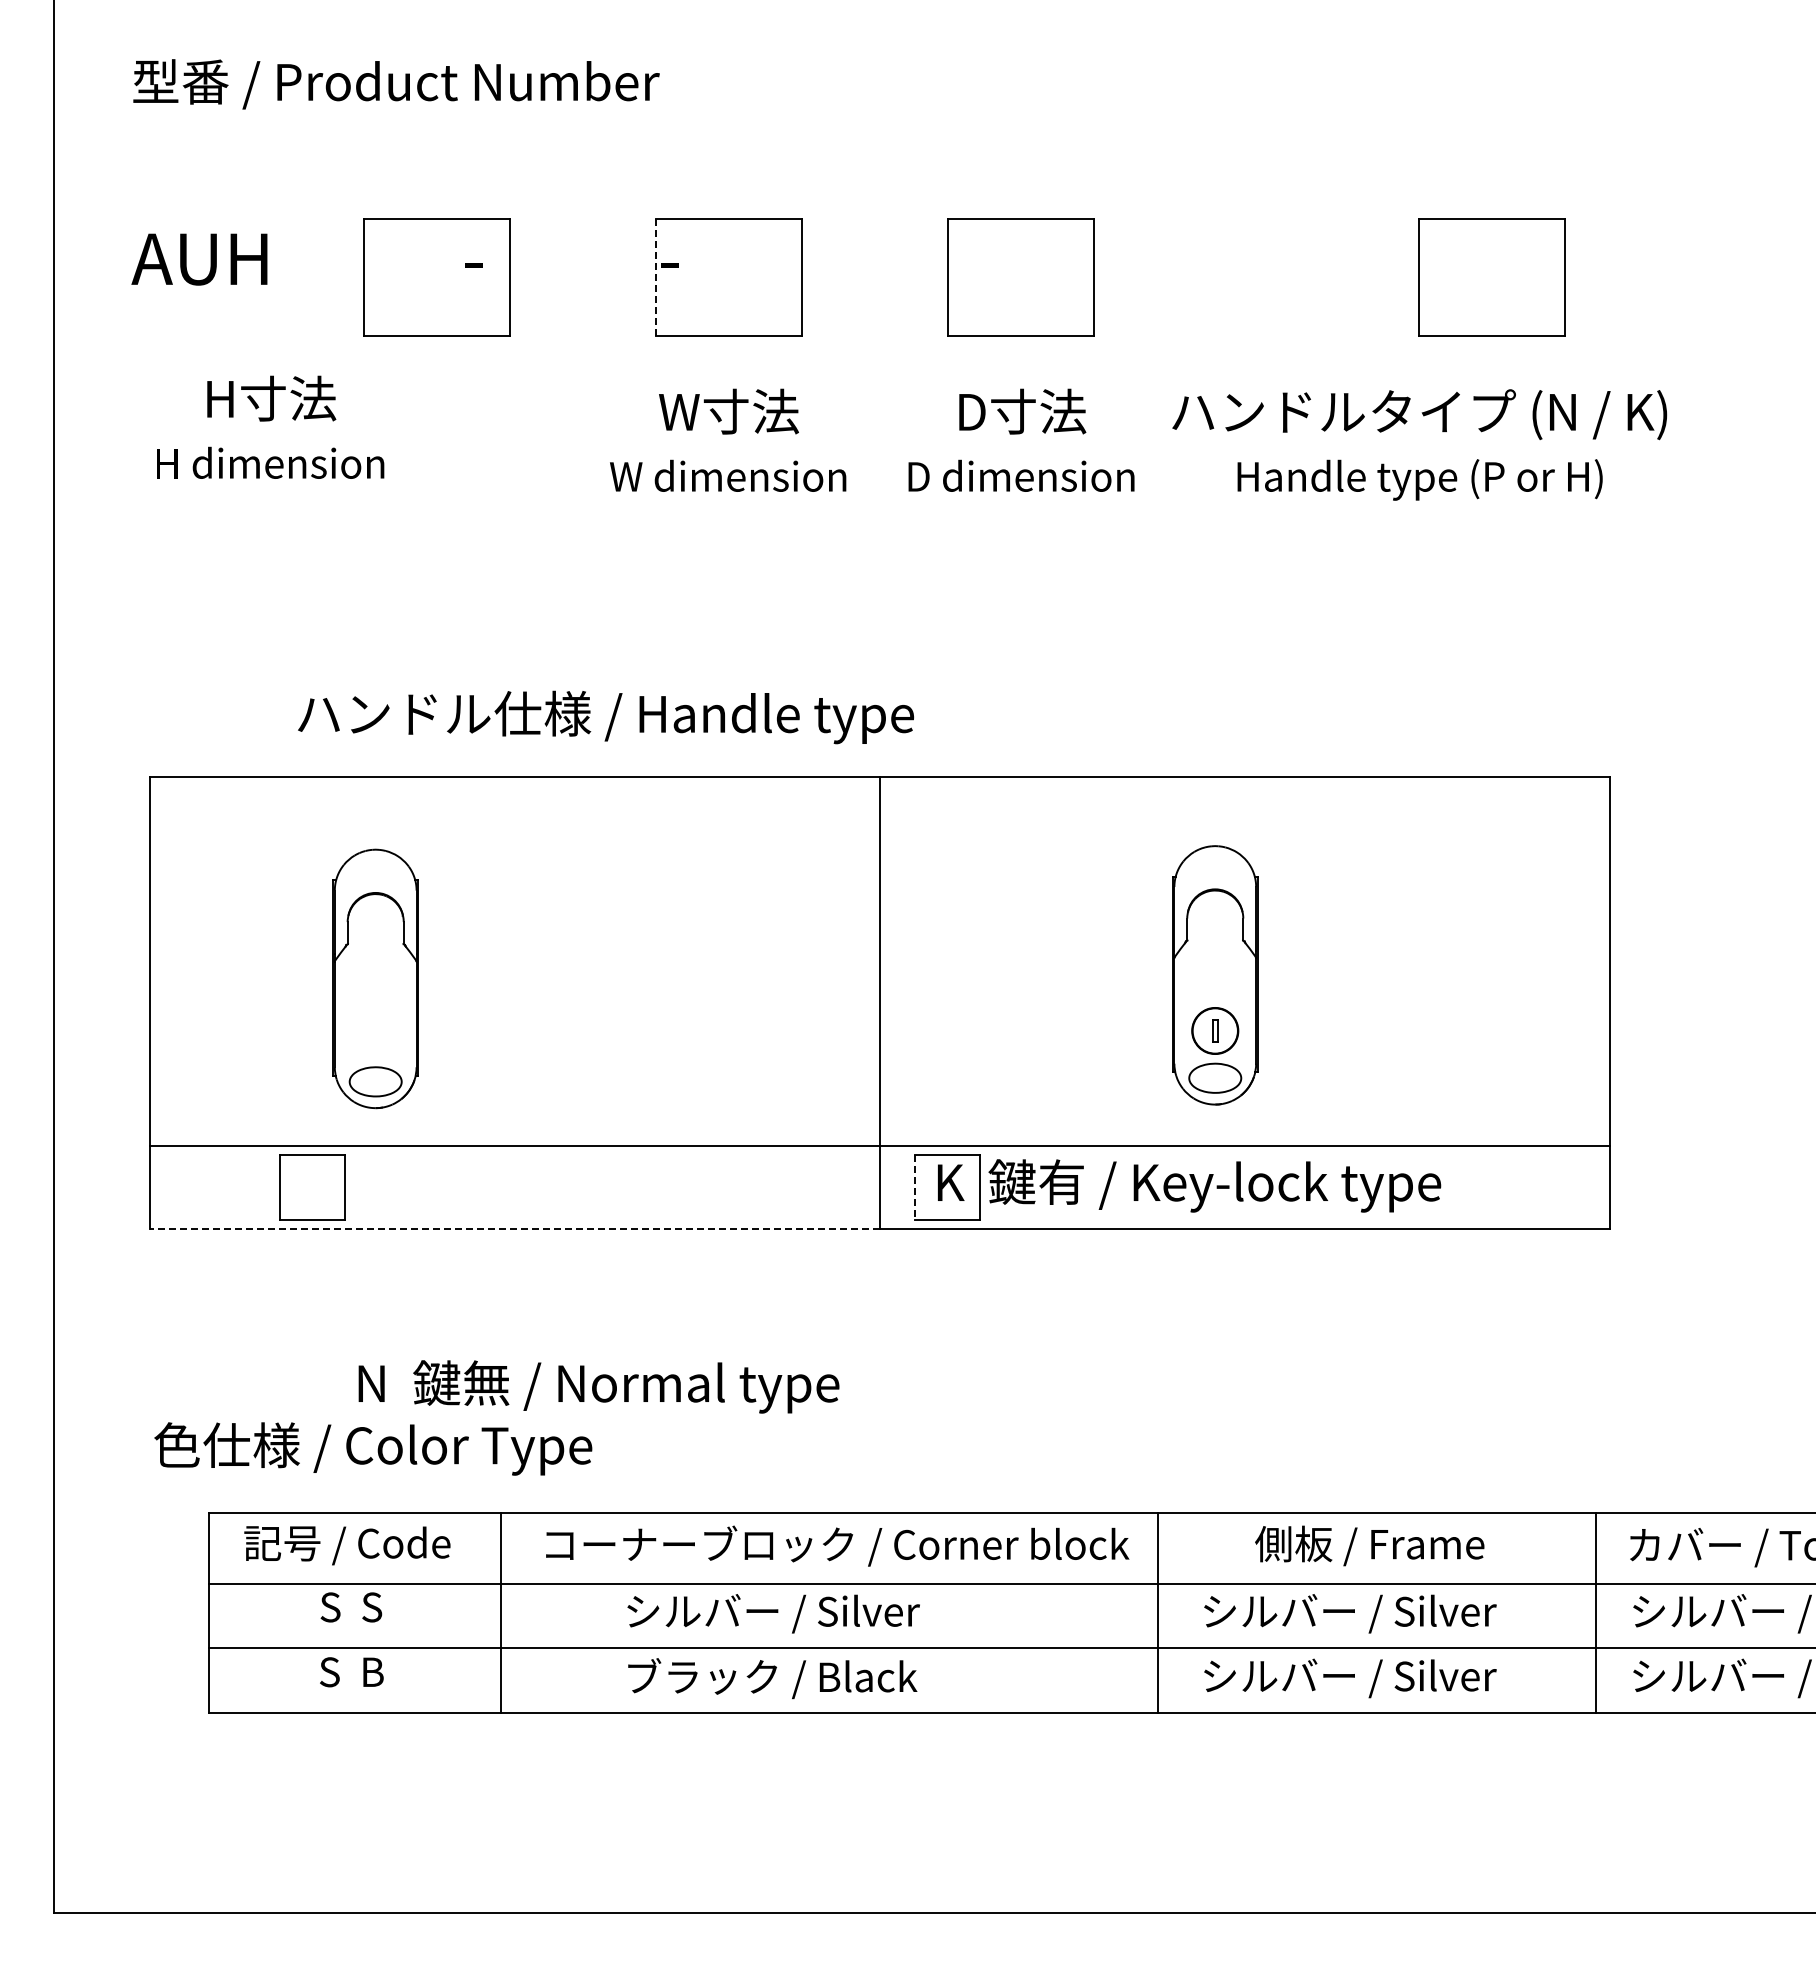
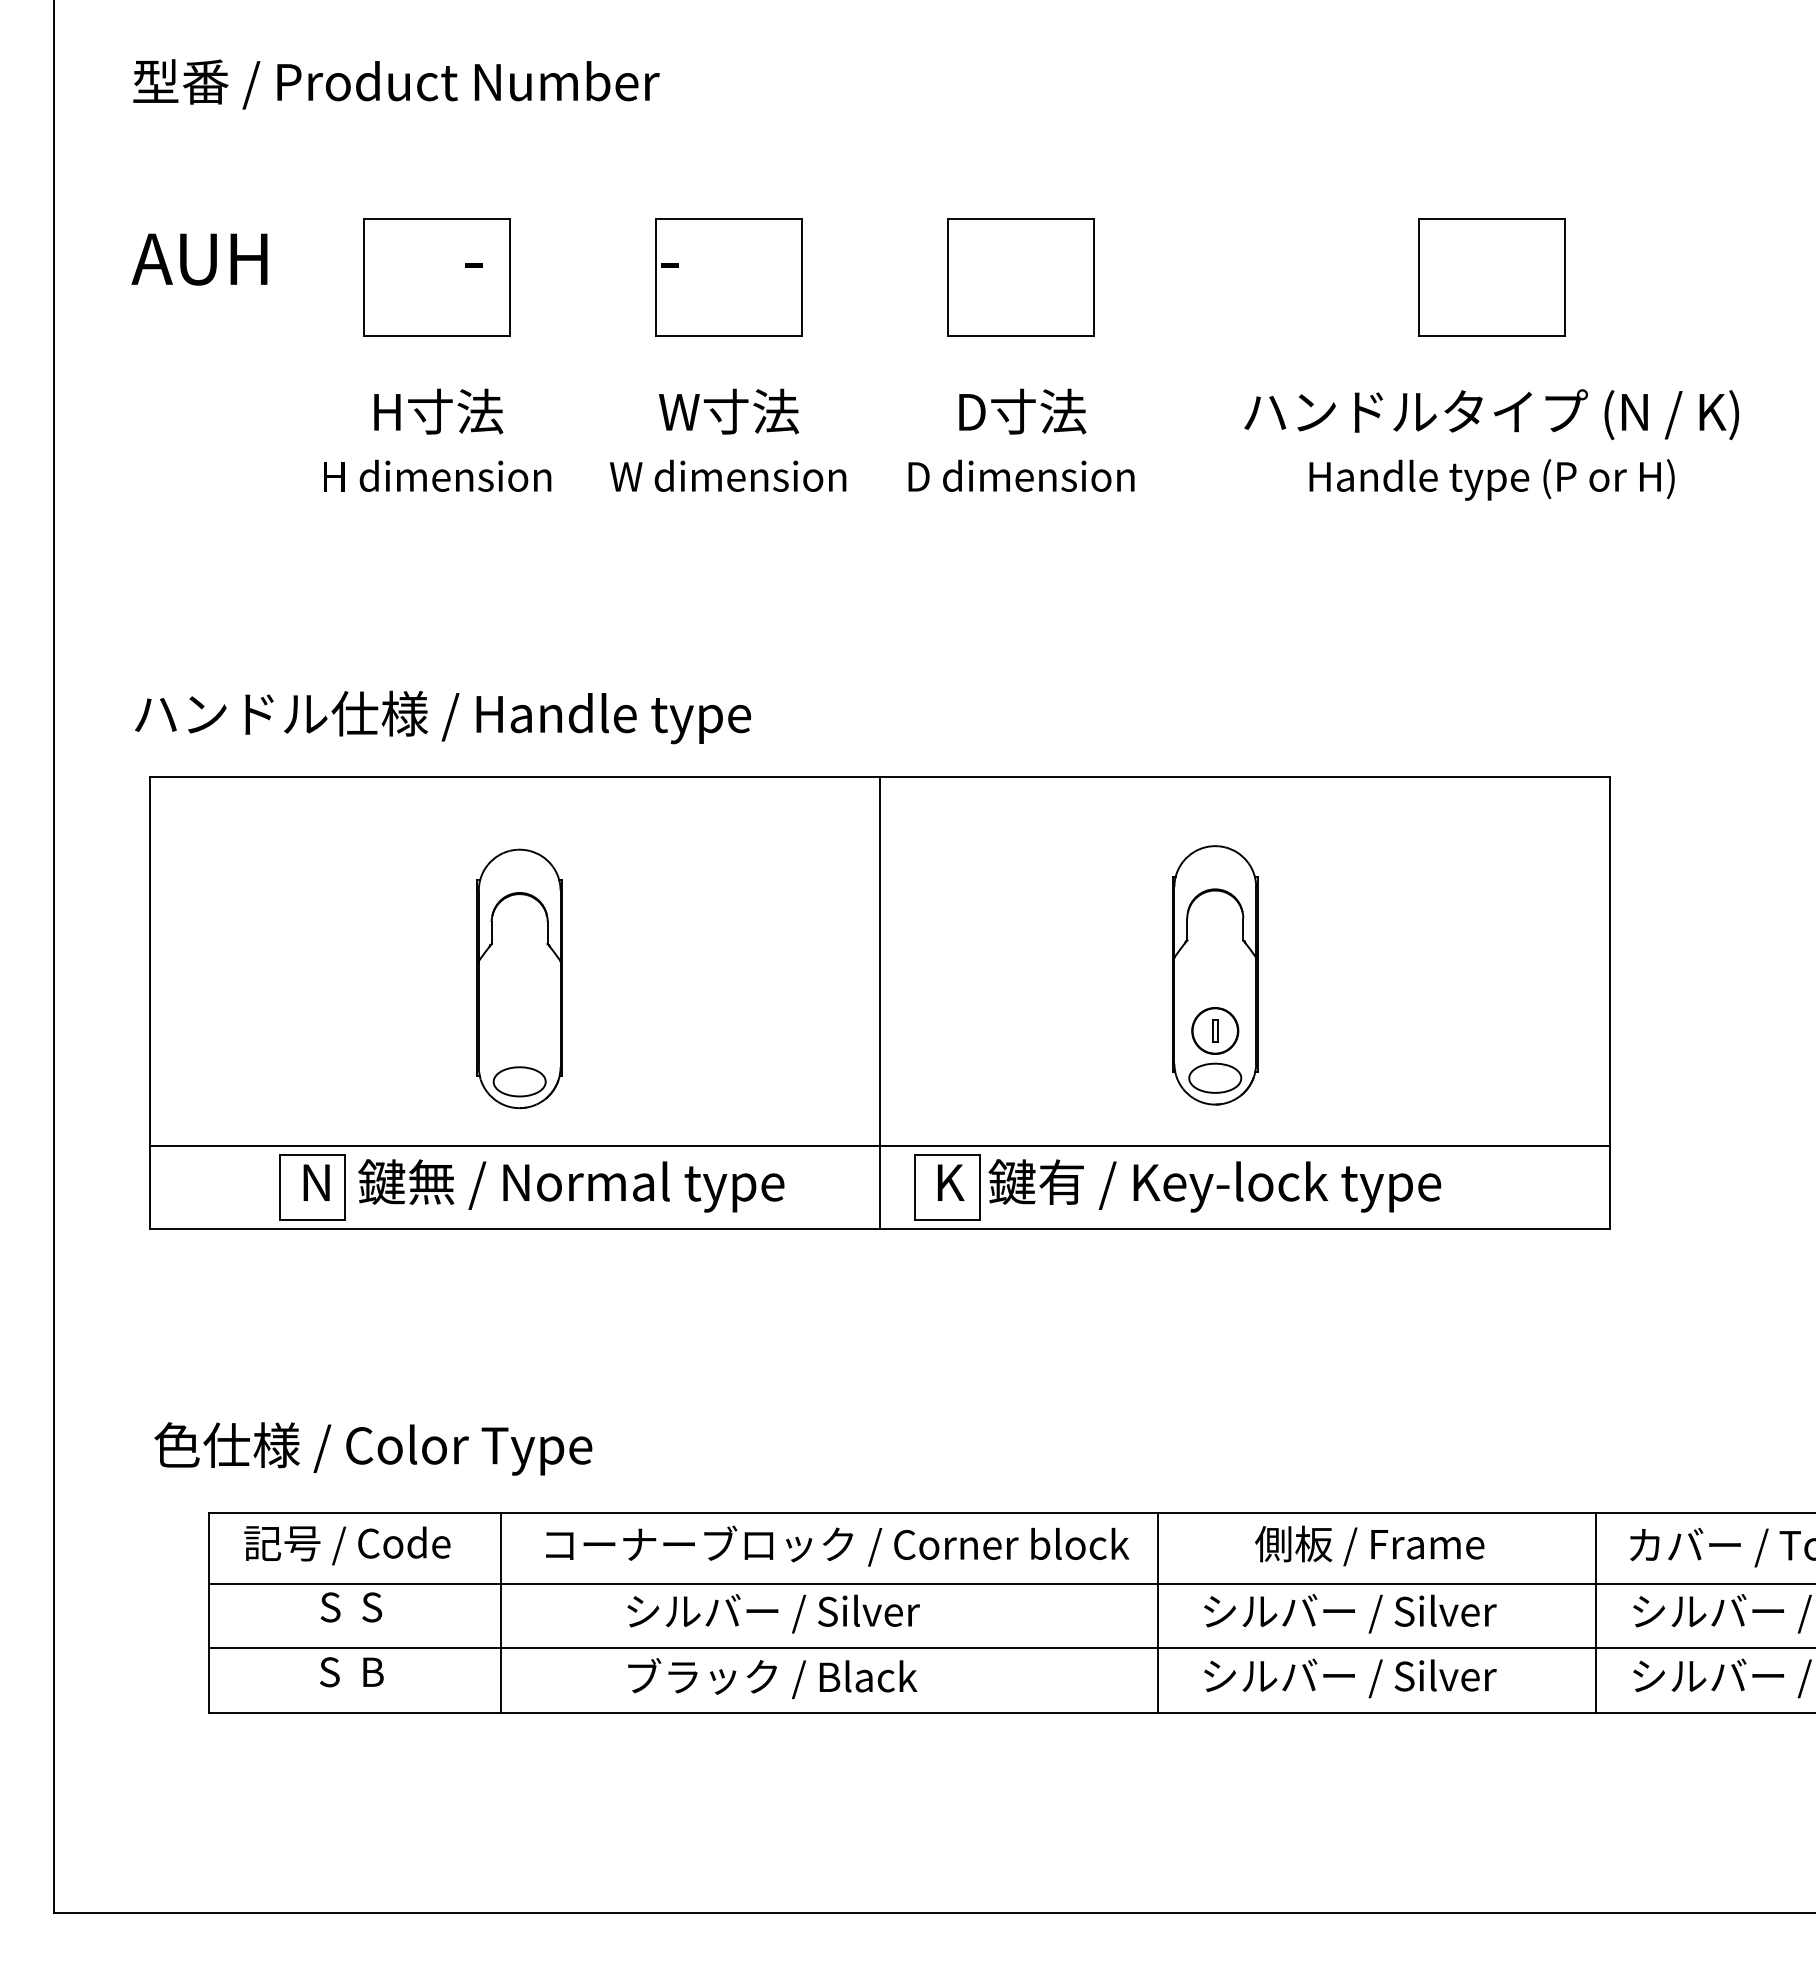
line: dashed -> solid (656, 276)
text position: (270, 426) -> (437, 439) (437, 439)
text position: (1419, 444) -> (1491, 444) (1491, 444)
text position: (605, 717) -> (442, 717) (442, 717)
part position: (375, 978) -> (519, 978) (519, 978)
line: dashed -> solid (914, 1187)
line: dashed -> solid (514, 1229)
text position: (598, 1386) -> (543, 1185) (543, 1185)
